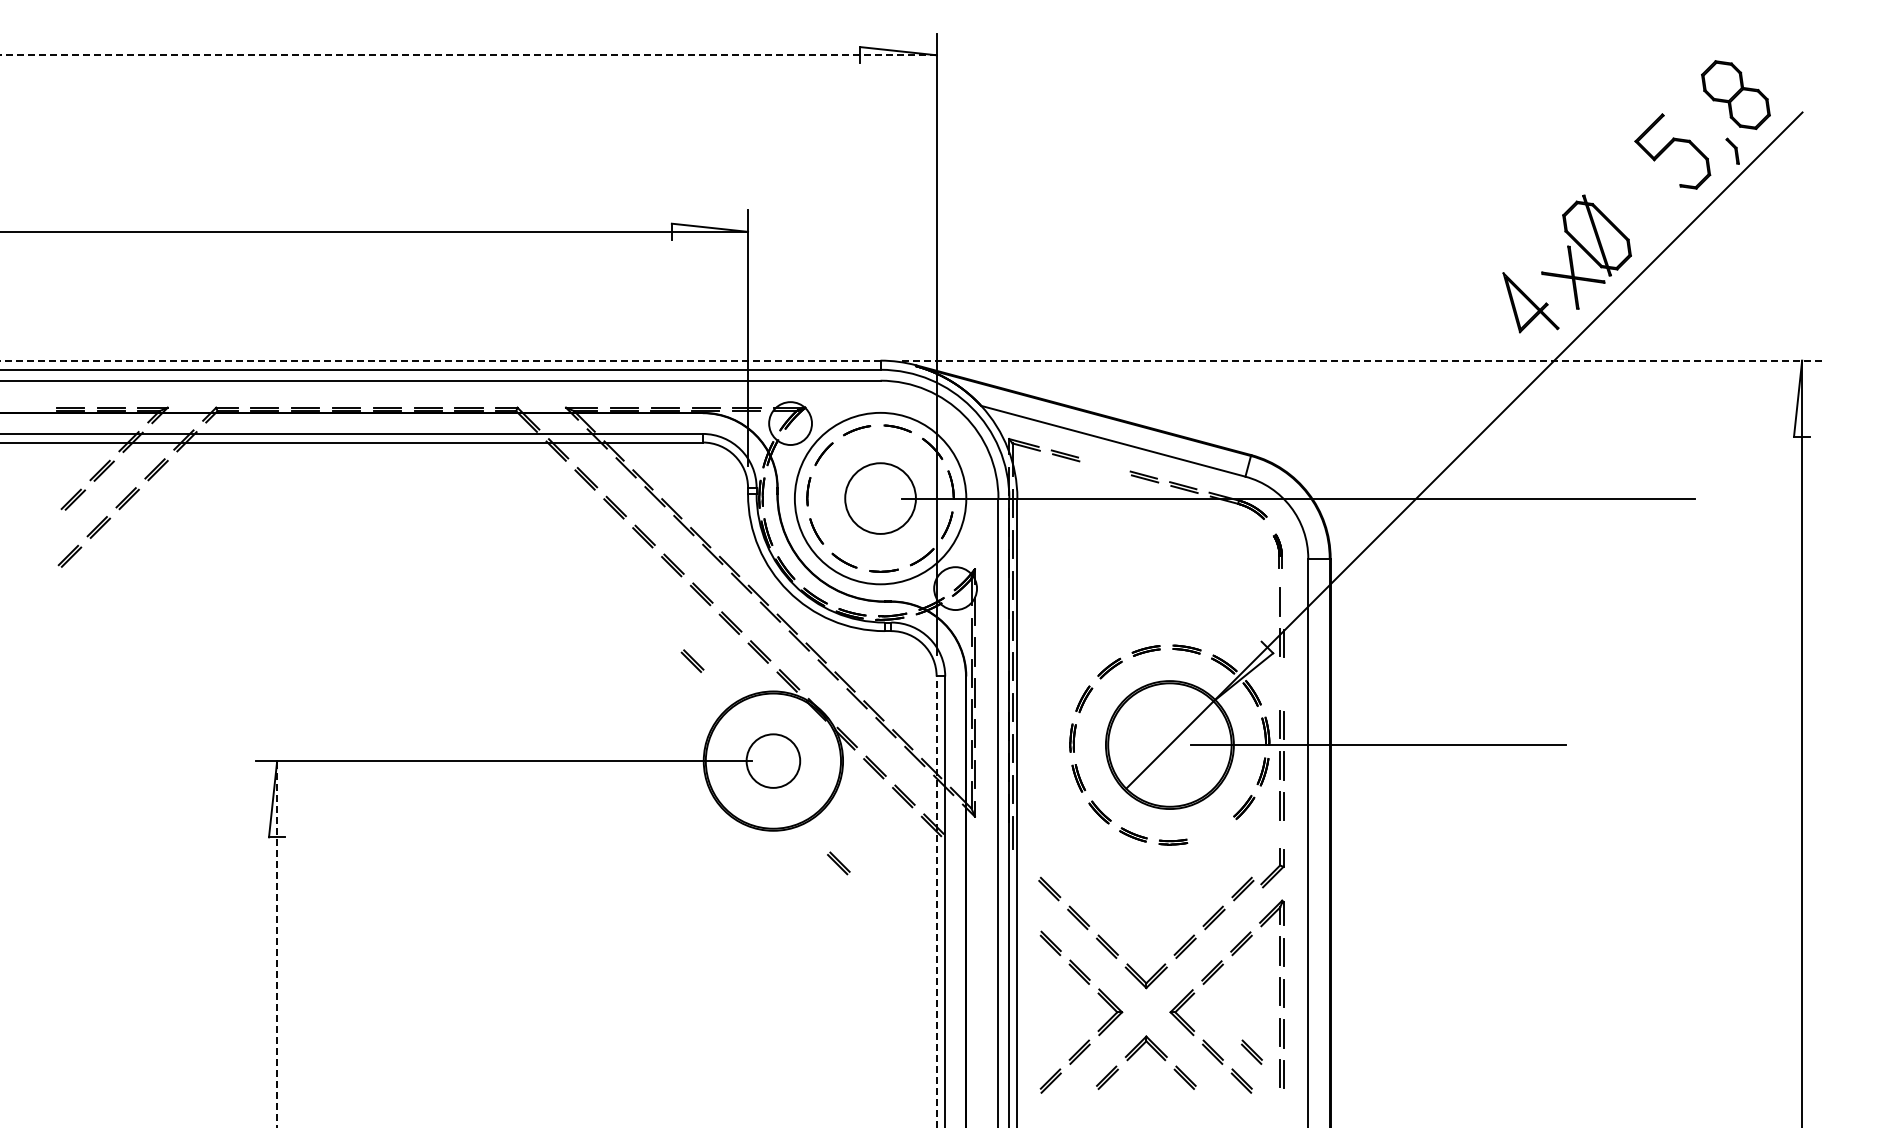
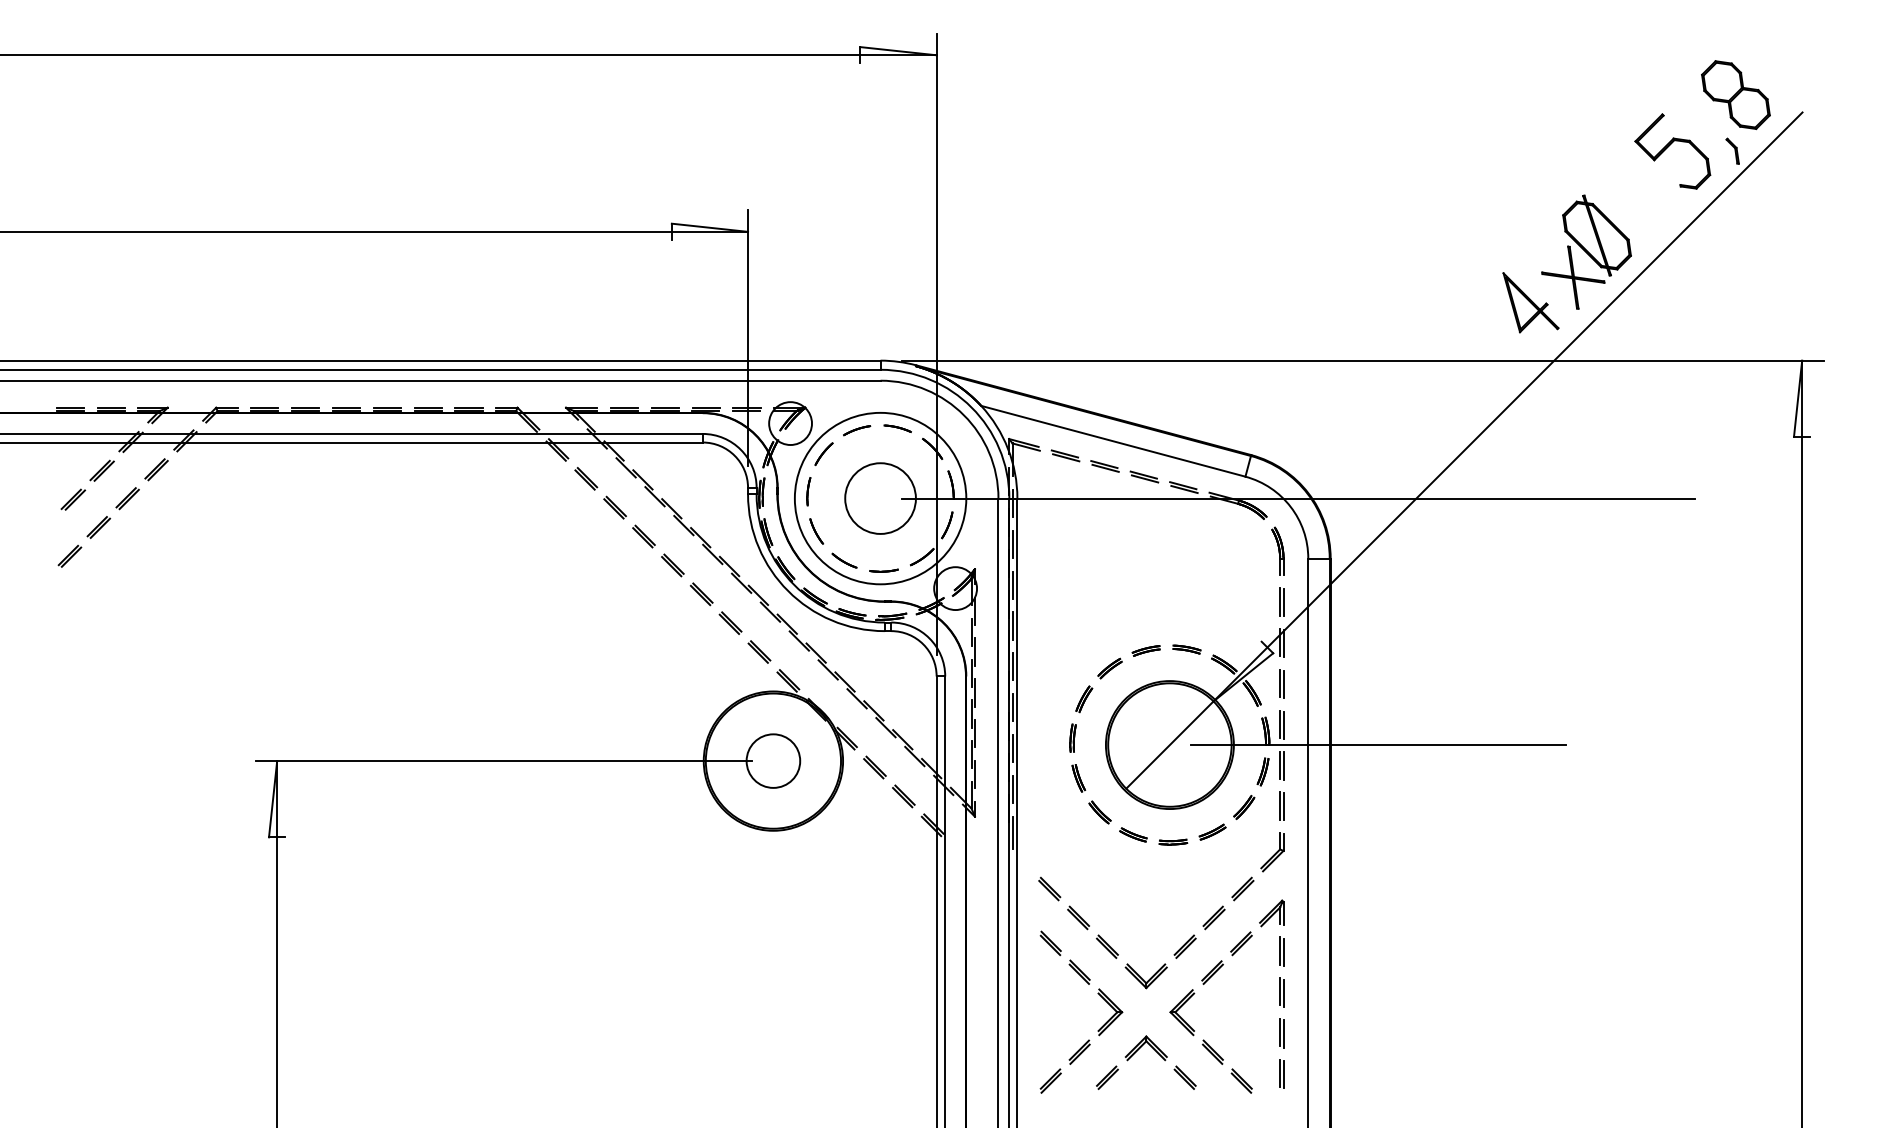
line: dashed -> solid (468, 55)
line: dashed -> solid (440, 360)
line: dashed -> solid (1362, 360)
part: none -> present (1104, 466)
part size: 10x36 px -> 14x50 px (1277, 550)
line: none -> present (1283, 602)
part: present -> none (692, 660)
part: none -> present (1281, 683)
part: none -> present (1212, 831)
part: present -> none (838, 863)
part position: (1272, 868) -> (1272, 852) (1272, 852)
line: dashed -> solid (936, 901)
line: dashed -> solid (277, 944)
part: present -> none (1251, 1051)
